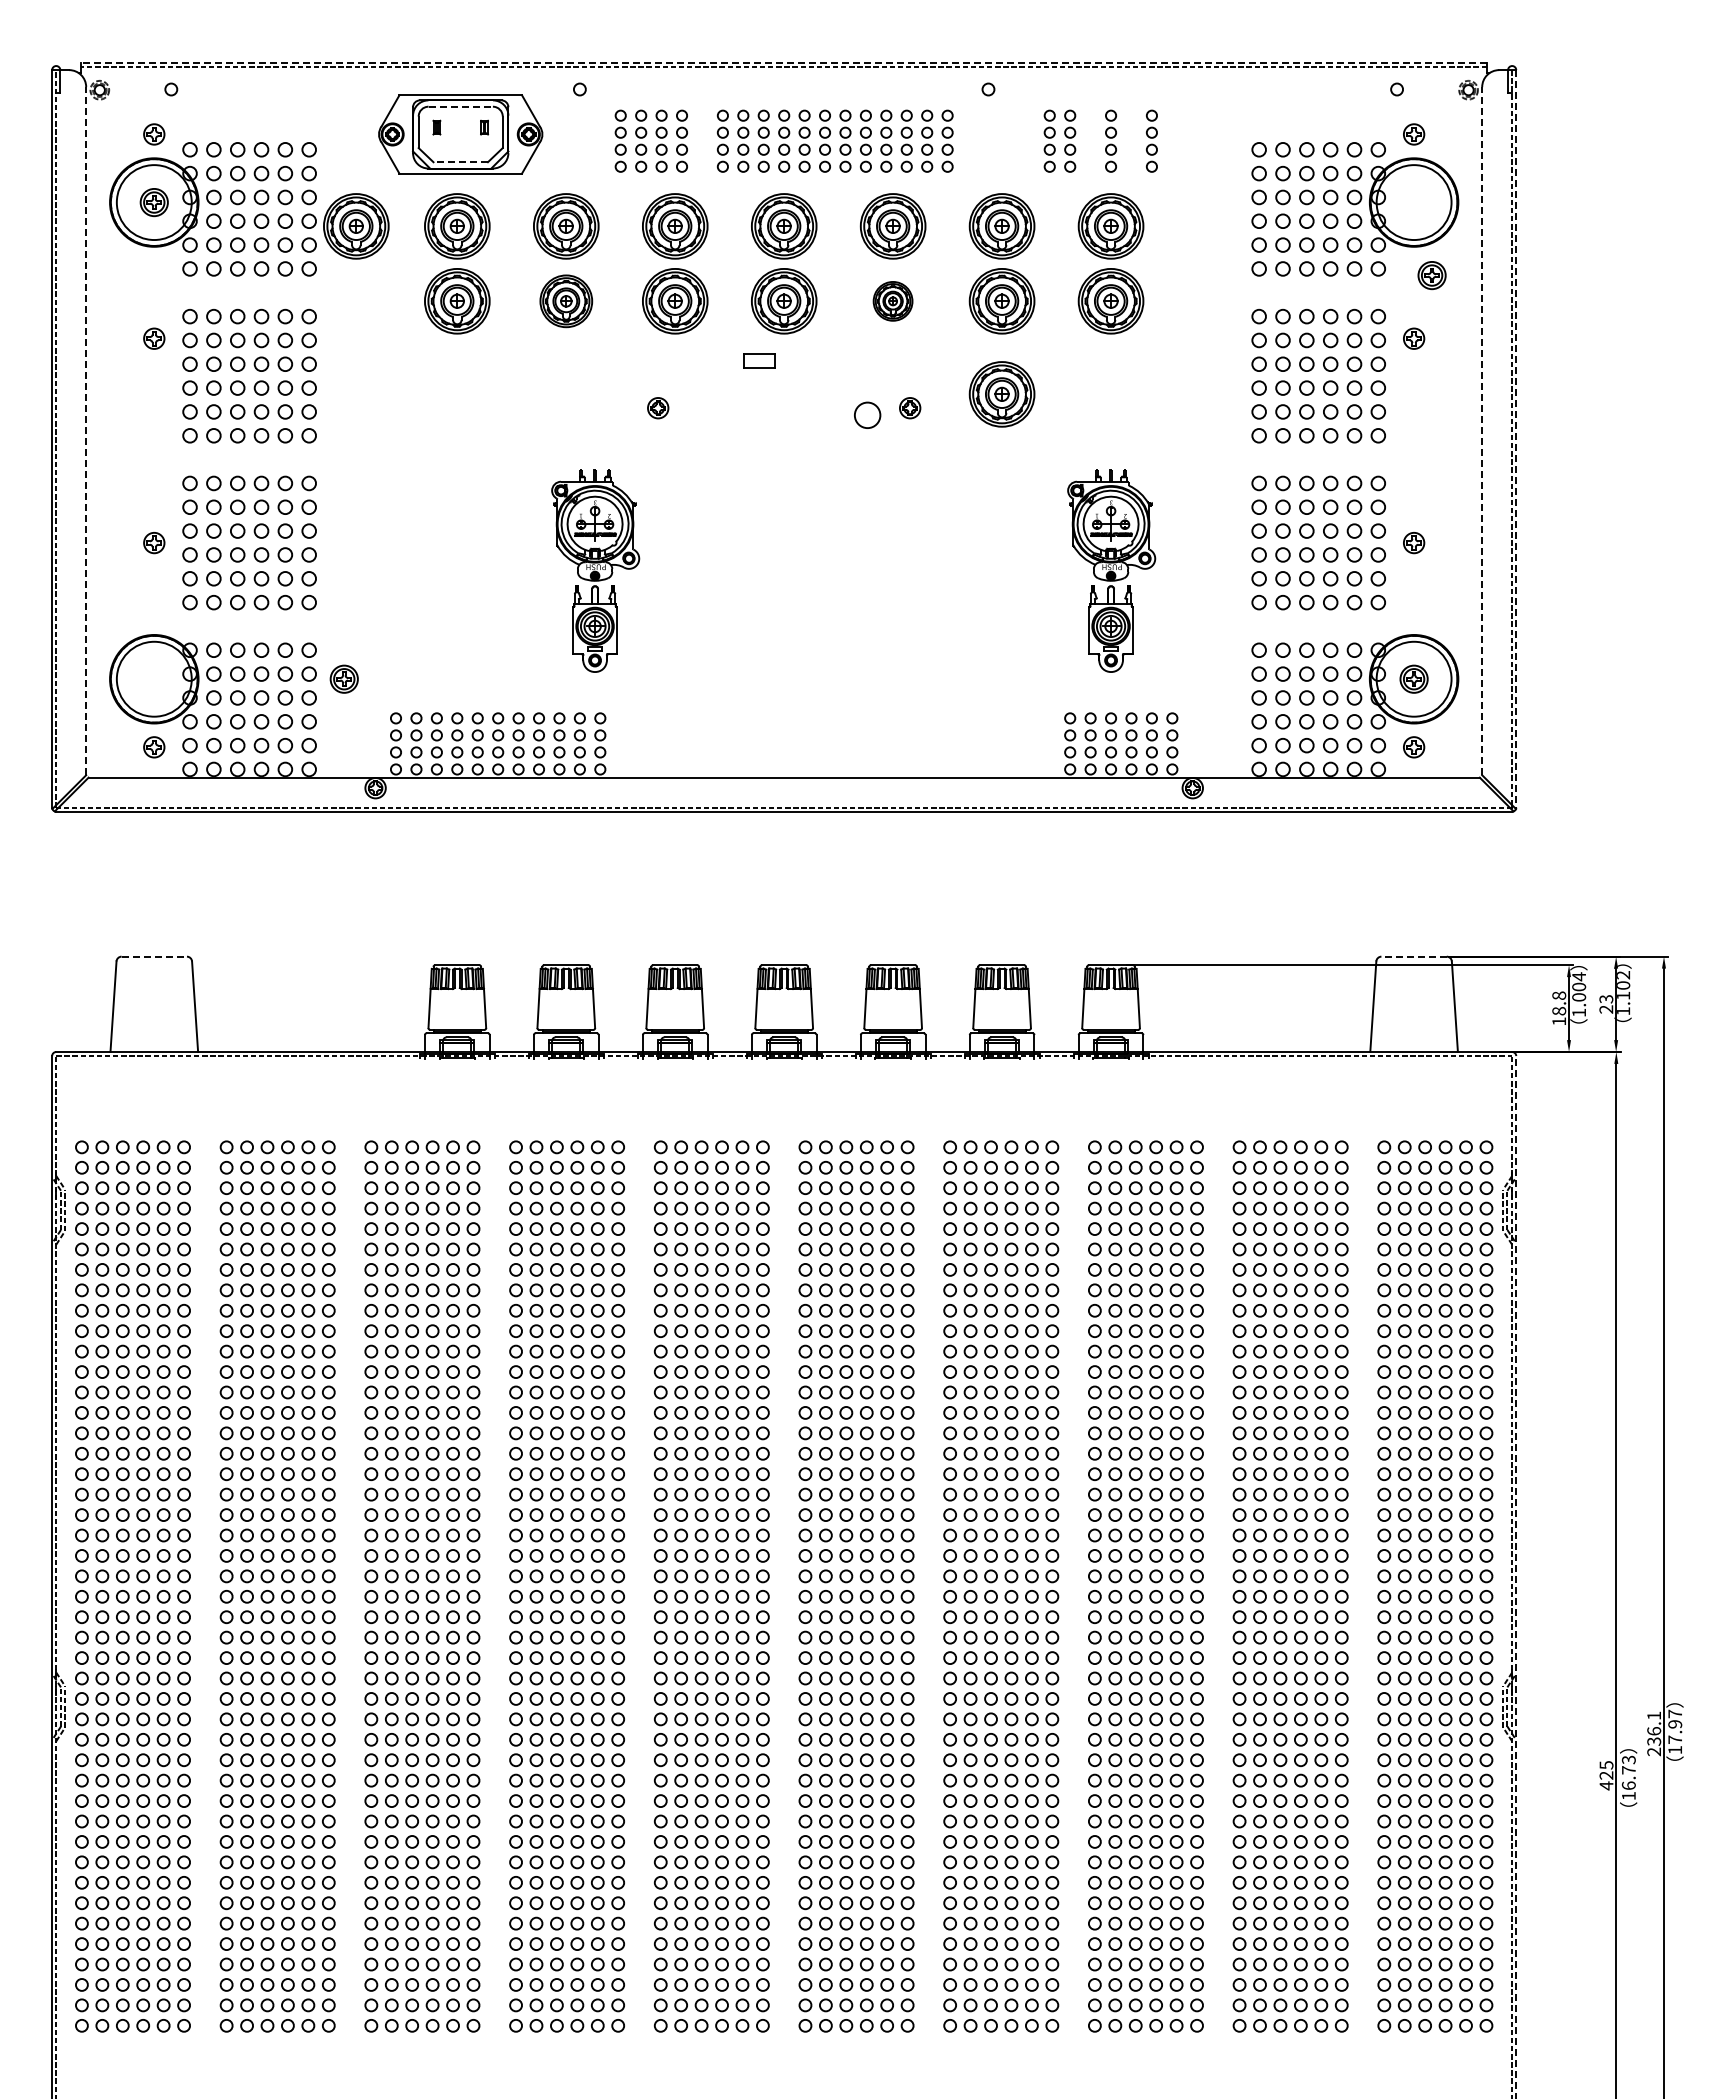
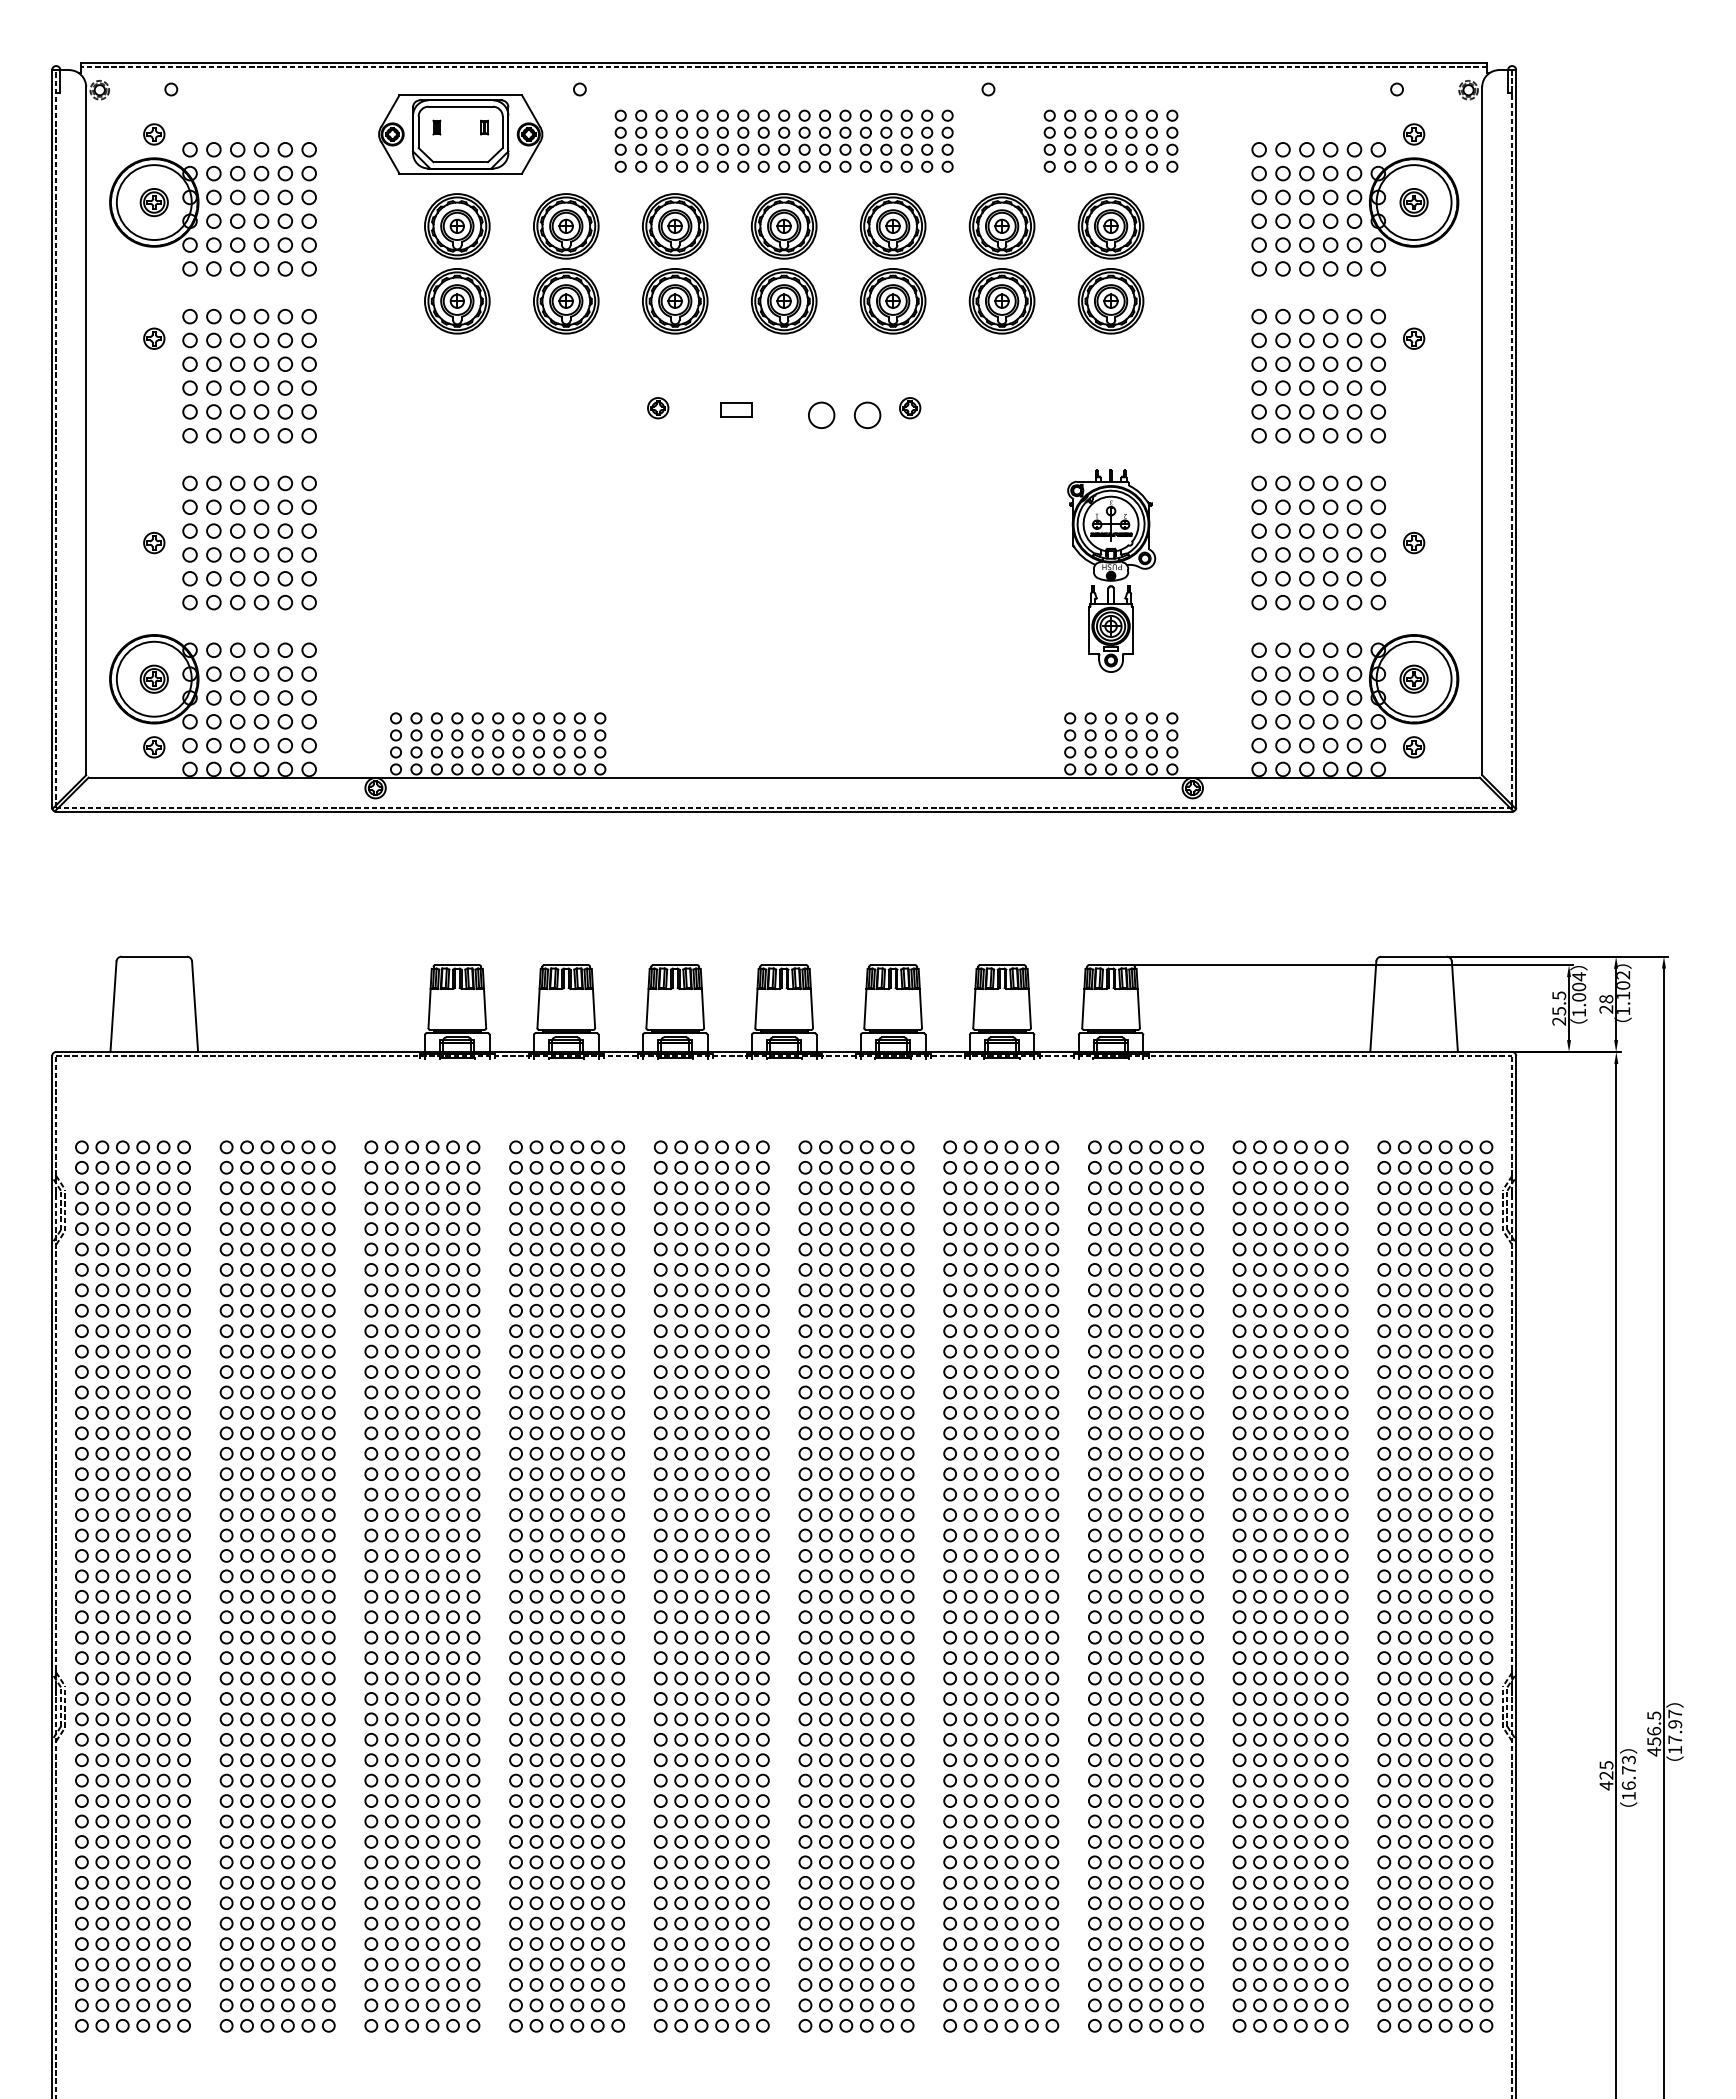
line: dashed -> solid (784, 62)
line: dashed -> solid (461, 106)
part: none -> present (702, 140)
part: none -> present (1090, 140)
part: none -> present (1131, 140)
part: none -> present (1172, 140)
line: dashed -> solid (460, 162)
part: present -> none (356, 226)
part position: (1431, 275) -> (1413, 202) (1413, 202)
part size: 55x55 px -> 67x67 px (566, 301)
part size: 42x41 px -> 68x67 px (892, 301)
part position: (759, 360) -> (736, 409) (736, 409)
part: present -> none (1001, 394)
circle: none -> present (821, 414)
line: dashed -> solid (86, 430)
line: dashed -> solid (1482, 430)
line: dashed -> solid (1516, 438)
part: present -> none (595, 570)
part position: (343, 678) -> (153, 678) (153, 678)
line: dashed -> solid (154, 956)
line: dashed -> solid (1414, 956)
text: 23 -> 28 (1606, 999)
text: 18.8 -> 25.5 (1559, 1008)
line: dashed -> solid (1516, 1576)
text: 236.1 -> 456.5 (1654, 1733)
